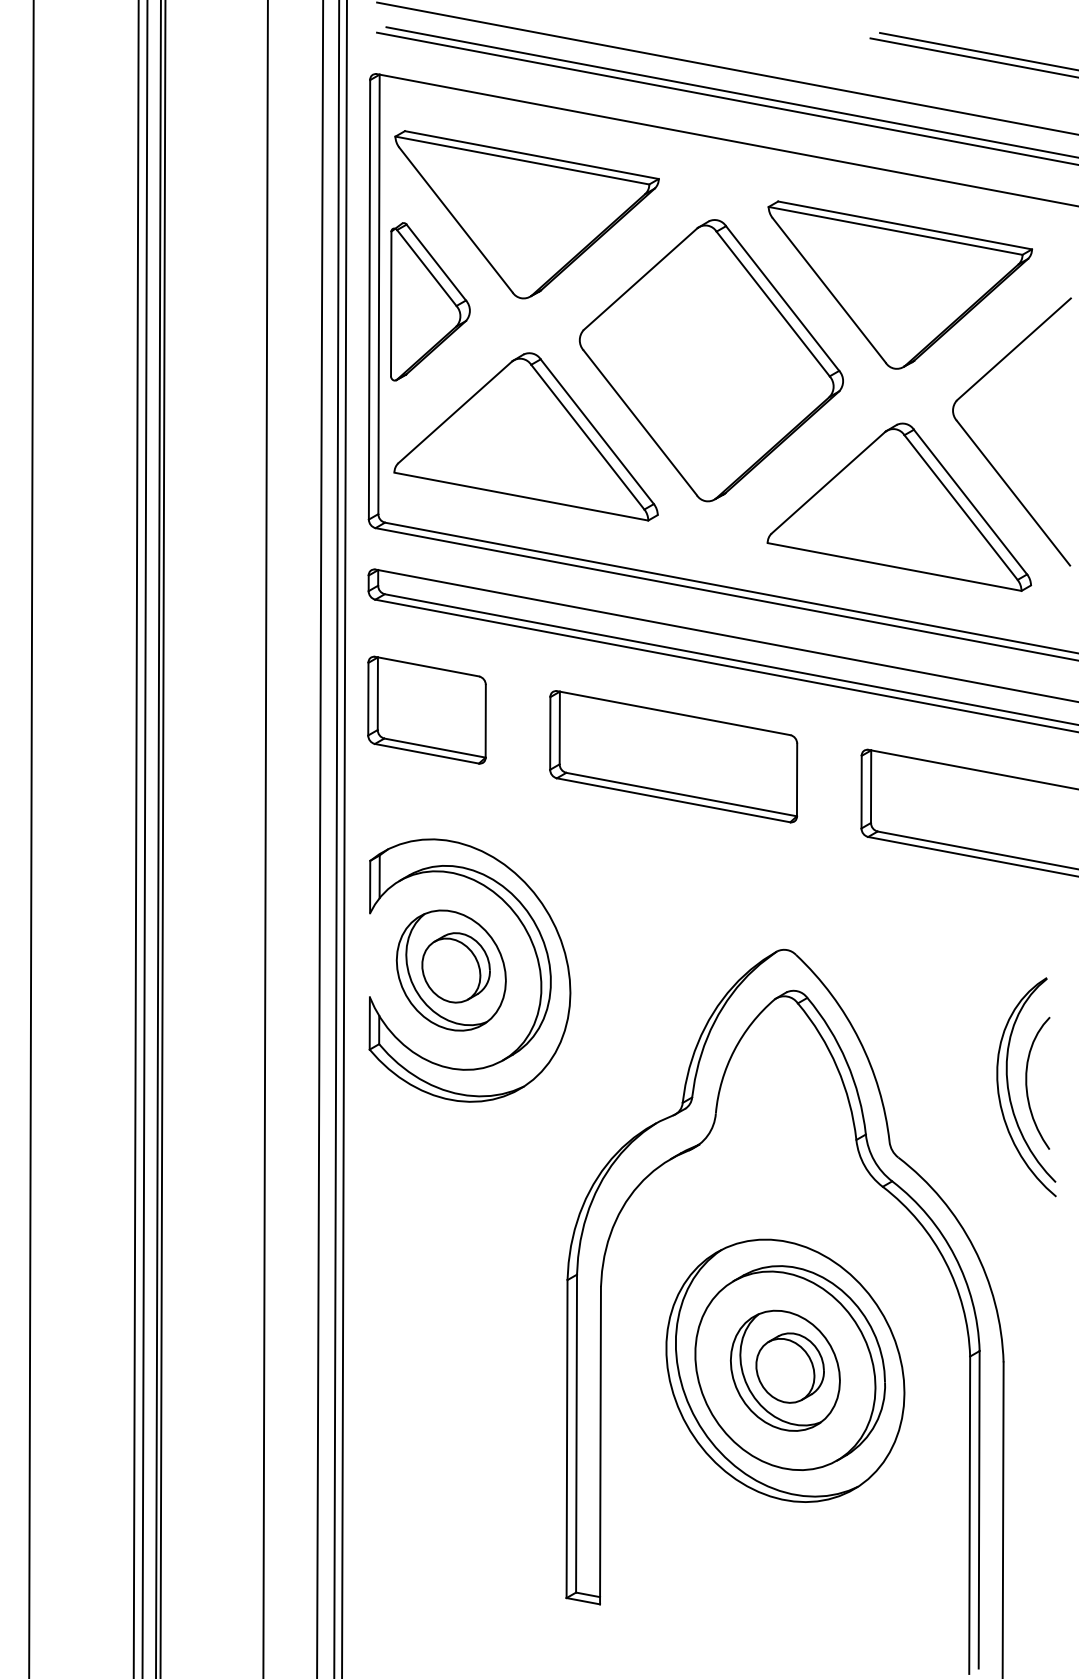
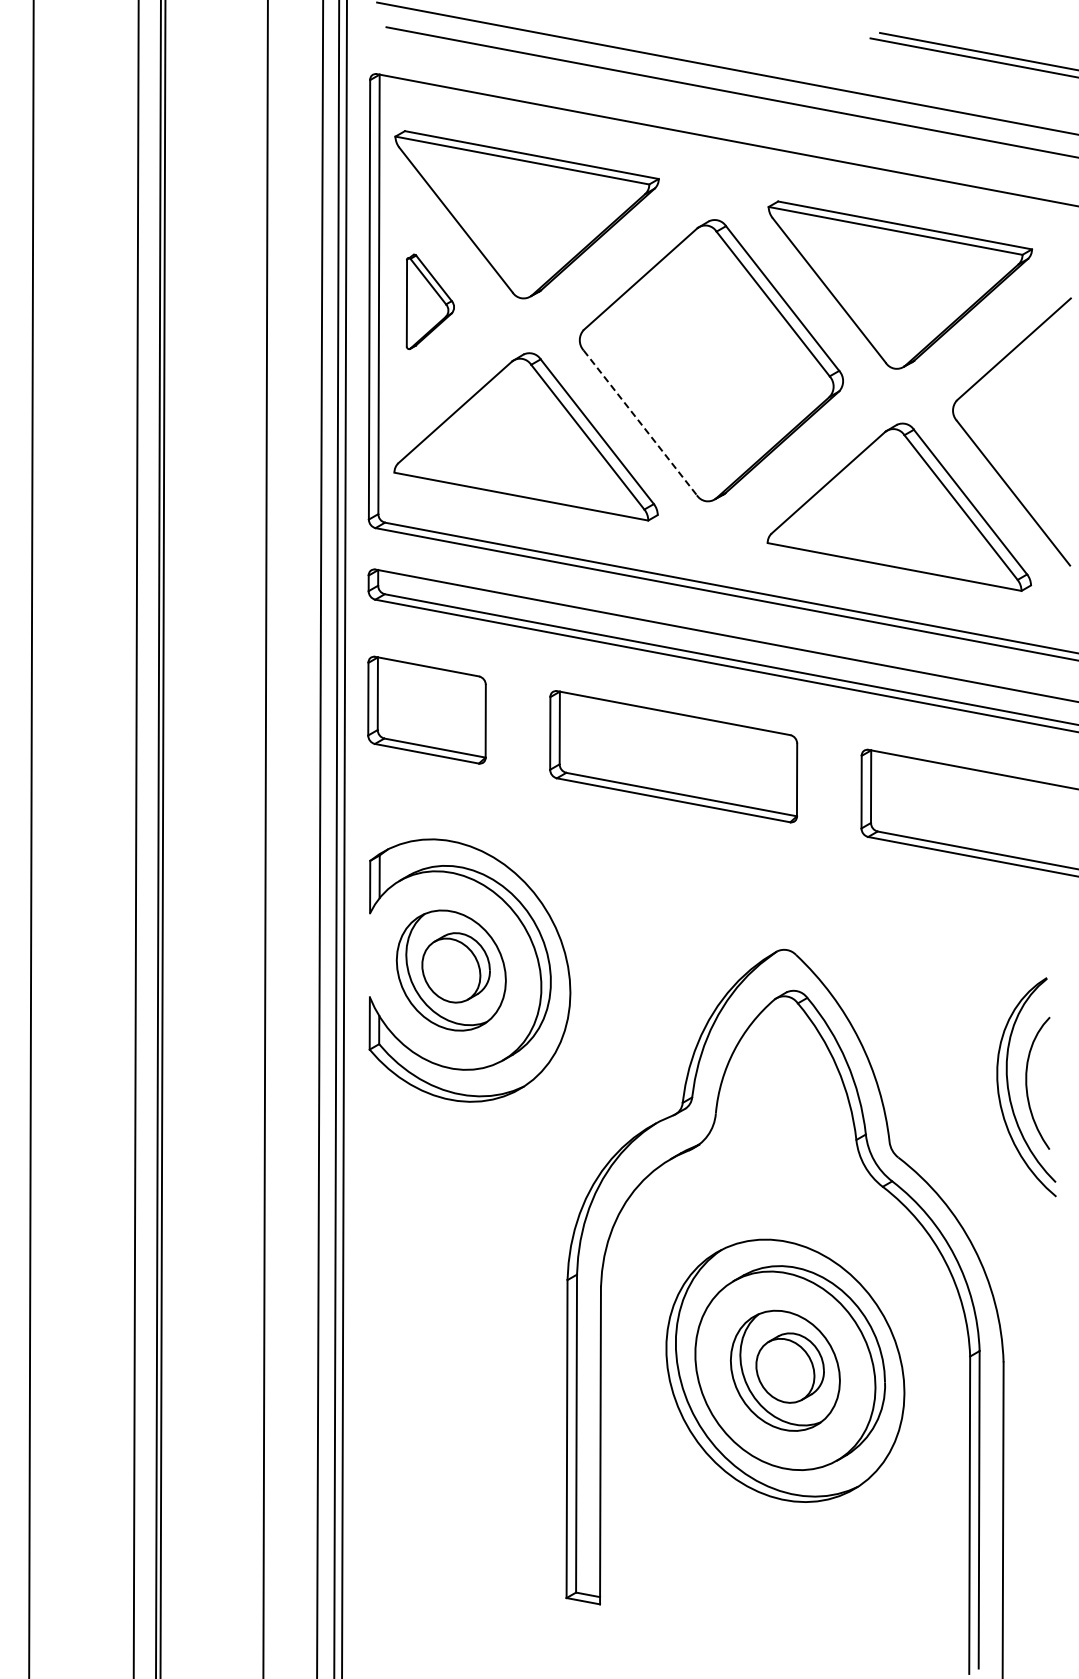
line: present -> none (726, 98)
part size: 81x160 px -> 50x97 px (429, 301)
line: solid -> dashed (640, 422)
line: present -> none (144, 838)
